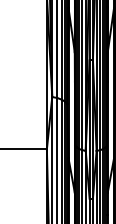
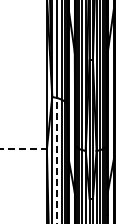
line: solid -> dashed (24, 149)
line: solid -> dashed (57, 160)
